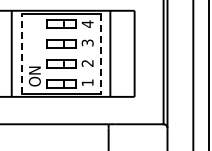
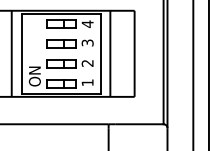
line: dashed -> solid (22, 53)
line: dashed -> solid (100, 53)
